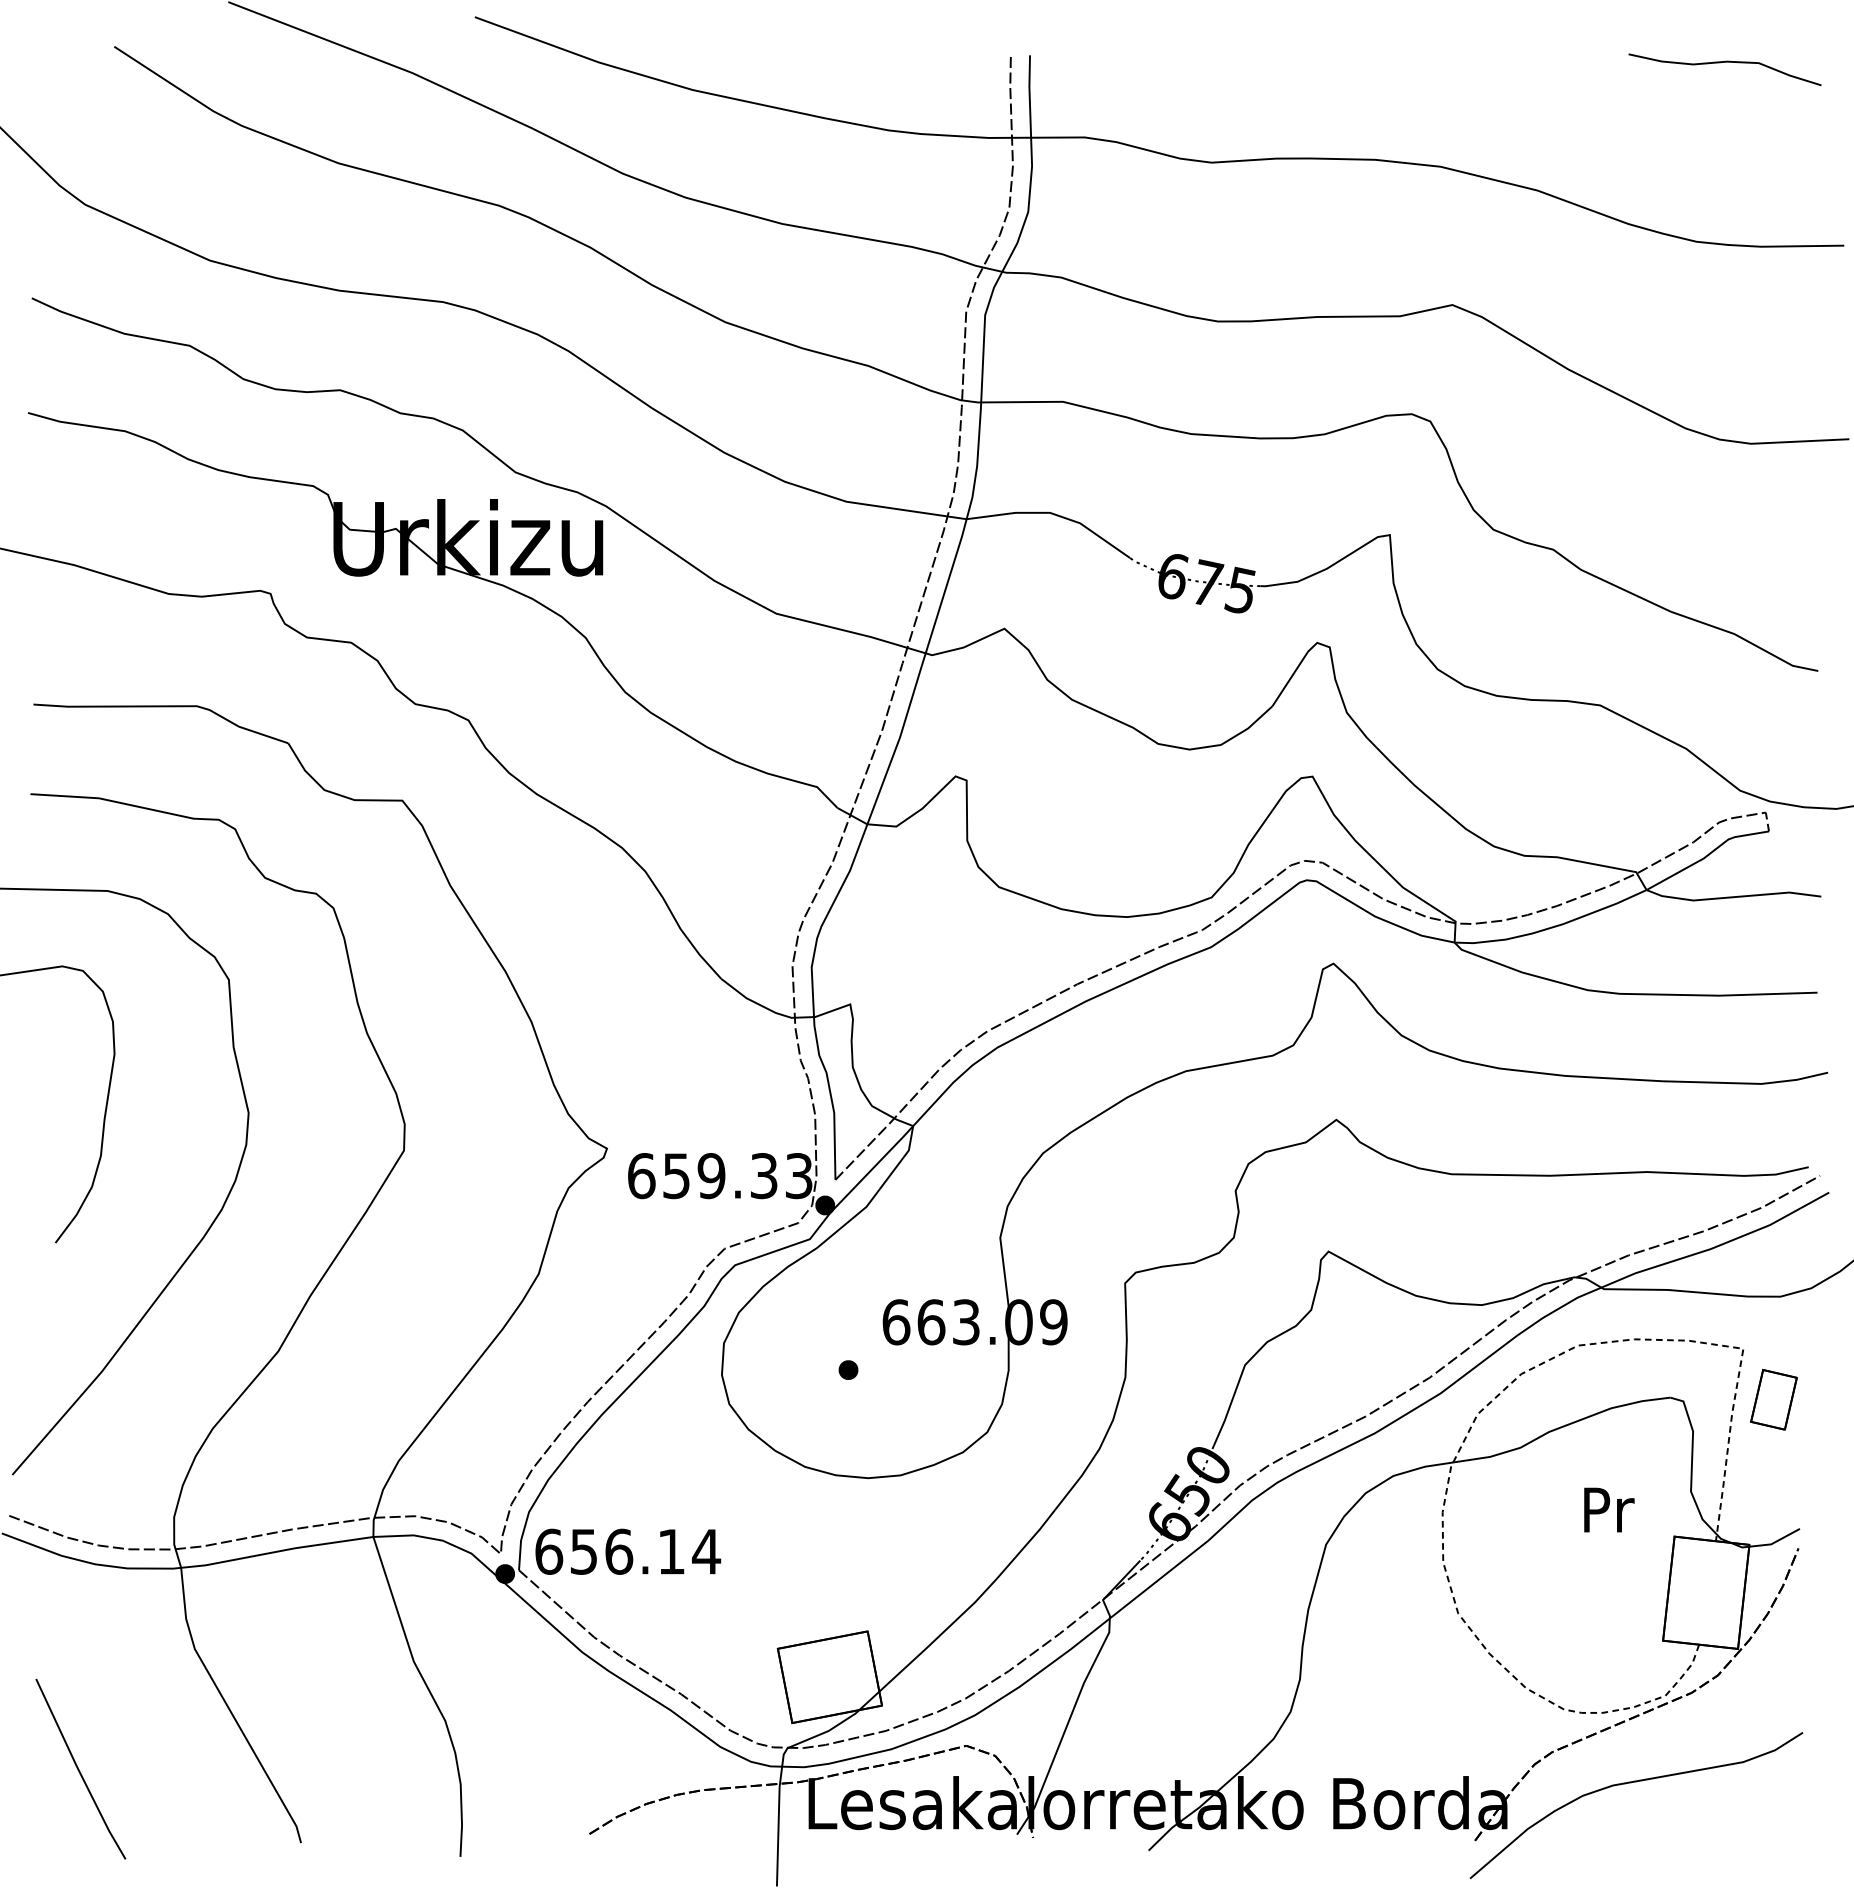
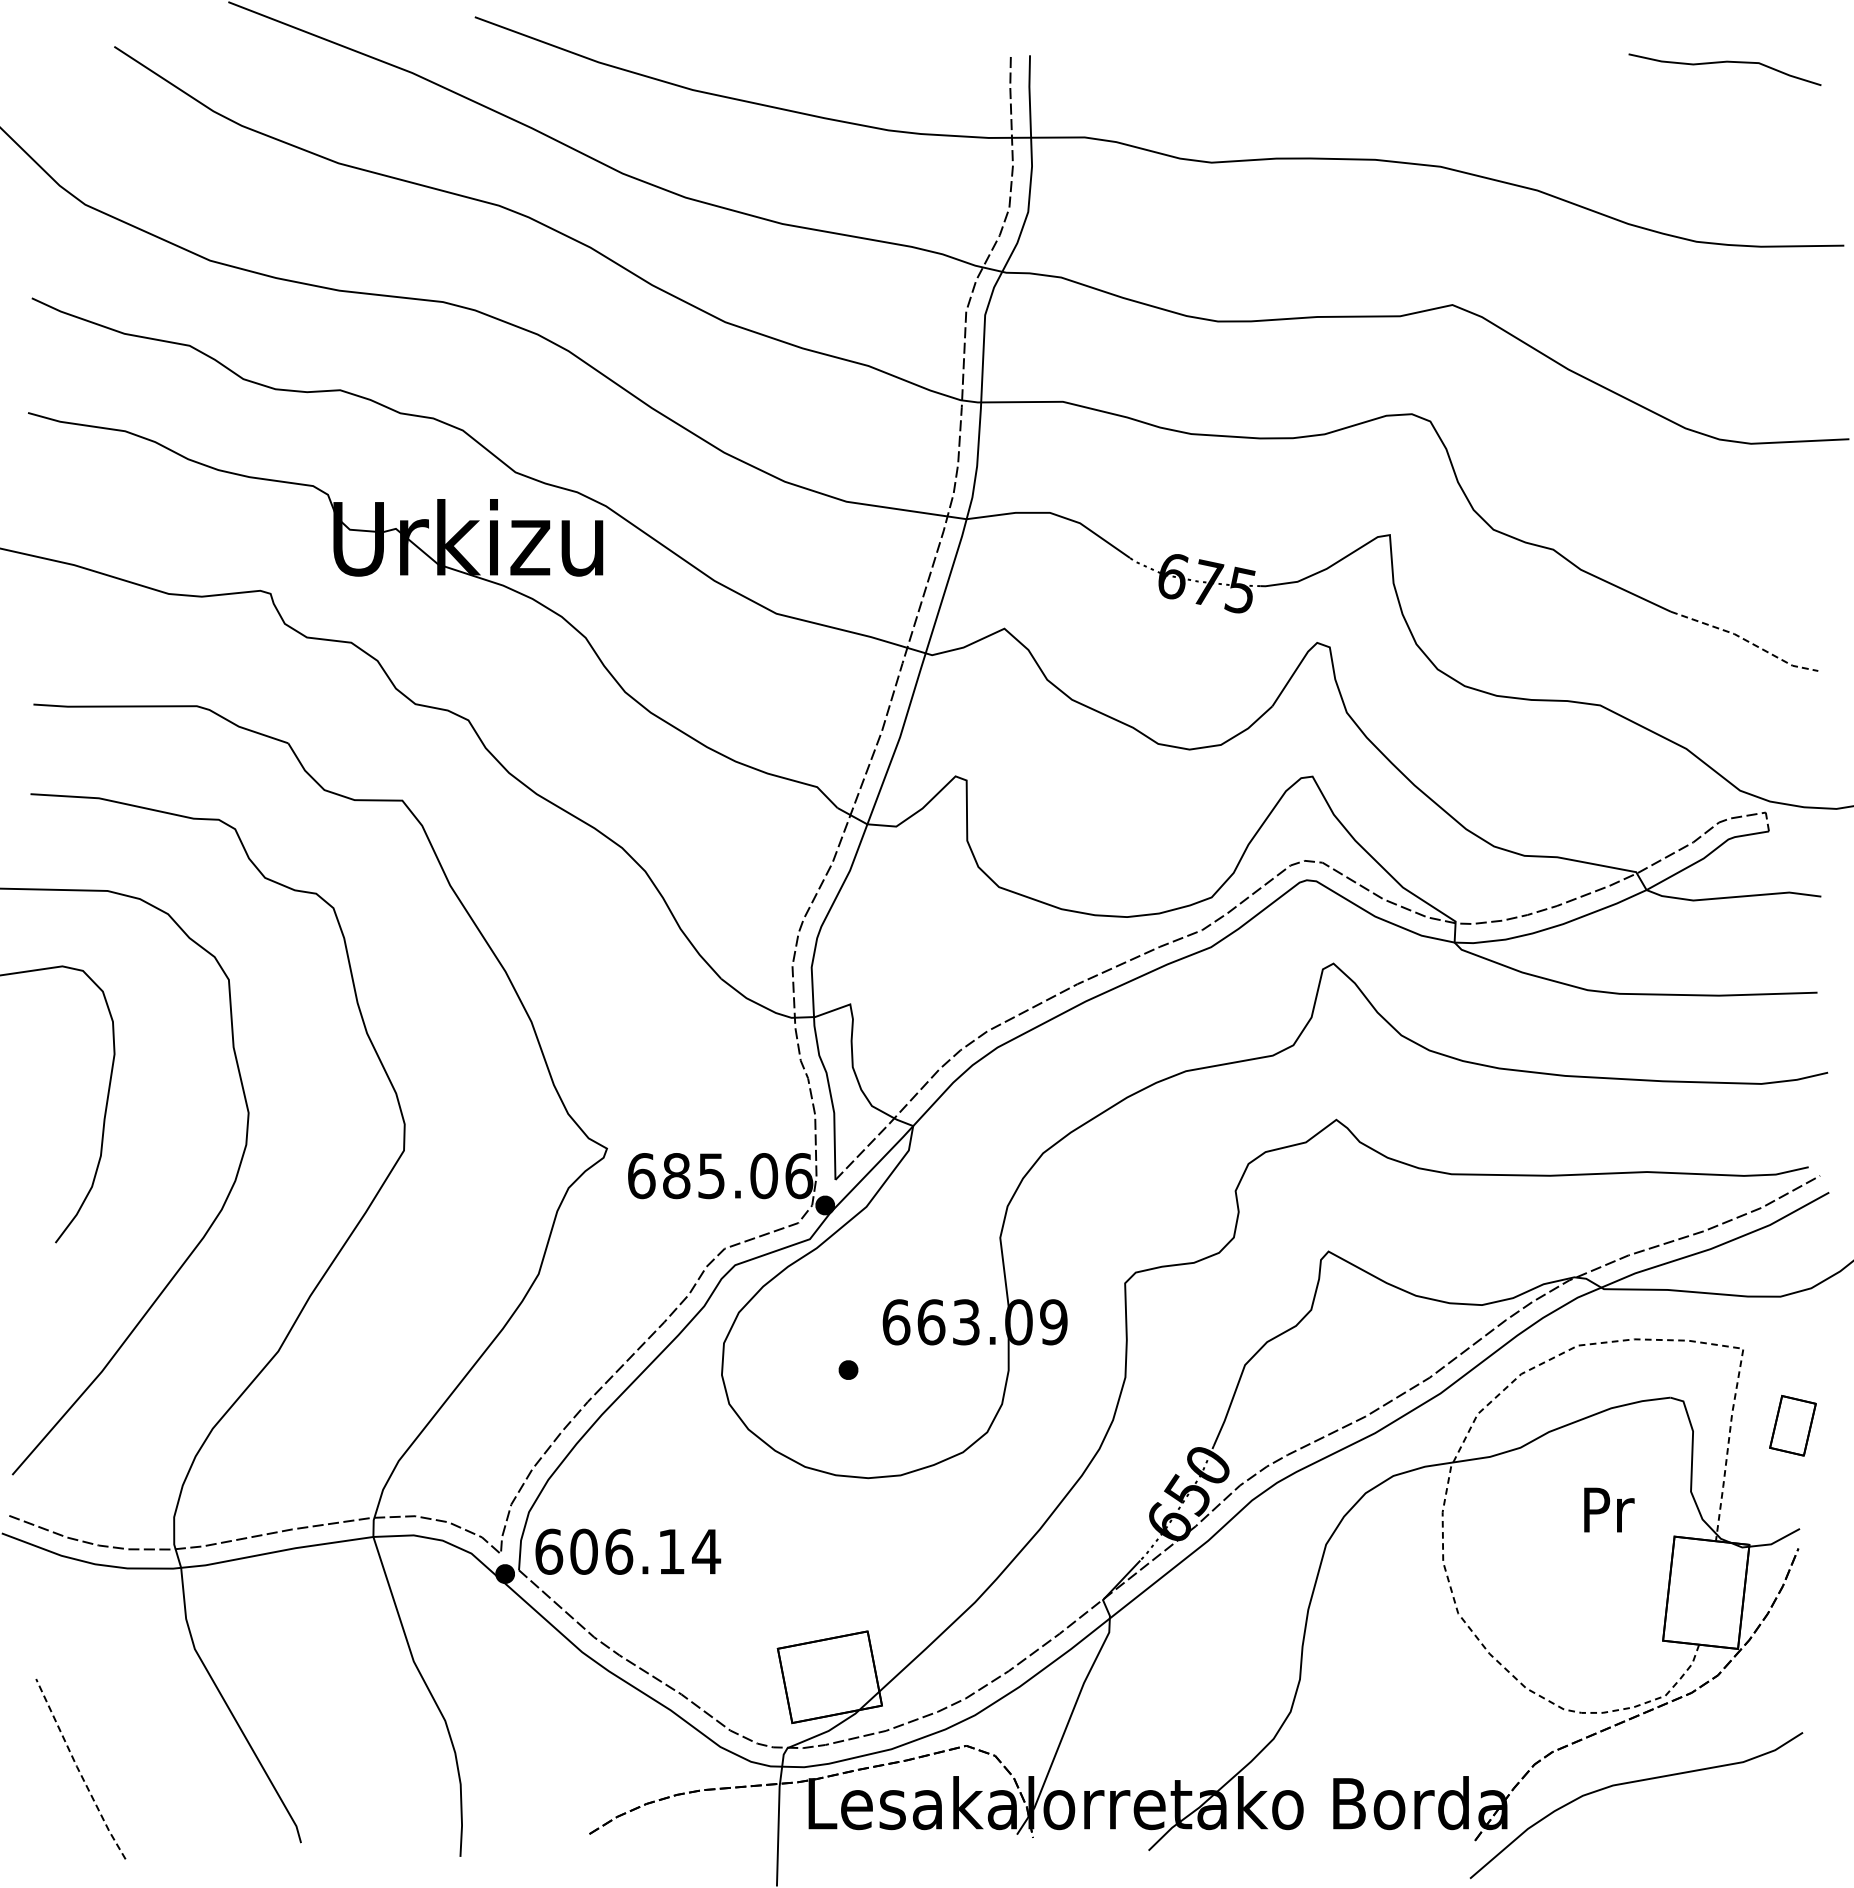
line: solid -> dashed (1745, 640)
text: 659.33 -> 685.06 (738, 1176)
part position: (1773, 1399) -> (1792, 1425) (1792, 1425)
text: 656.14 -> 606.14 (583, 1551)
line: solid -> dashed (78, 1770)
